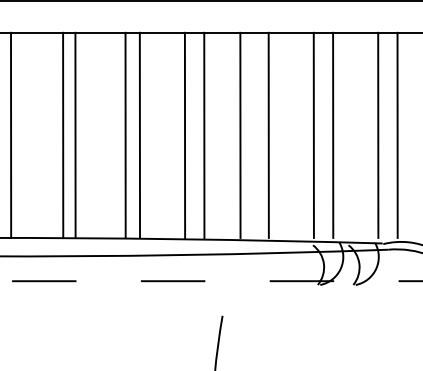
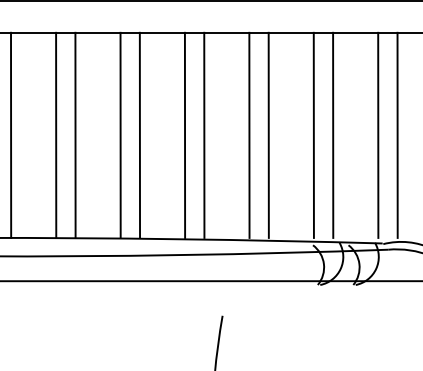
line position: (63, 134) -> (56, 134) (56, 134)
line position: (125, 134) -> (120, 134) (120, 134)
line position: (240, 134) -> (249, 134) (249, 134)
line: dashed -> solid (211, 281)
